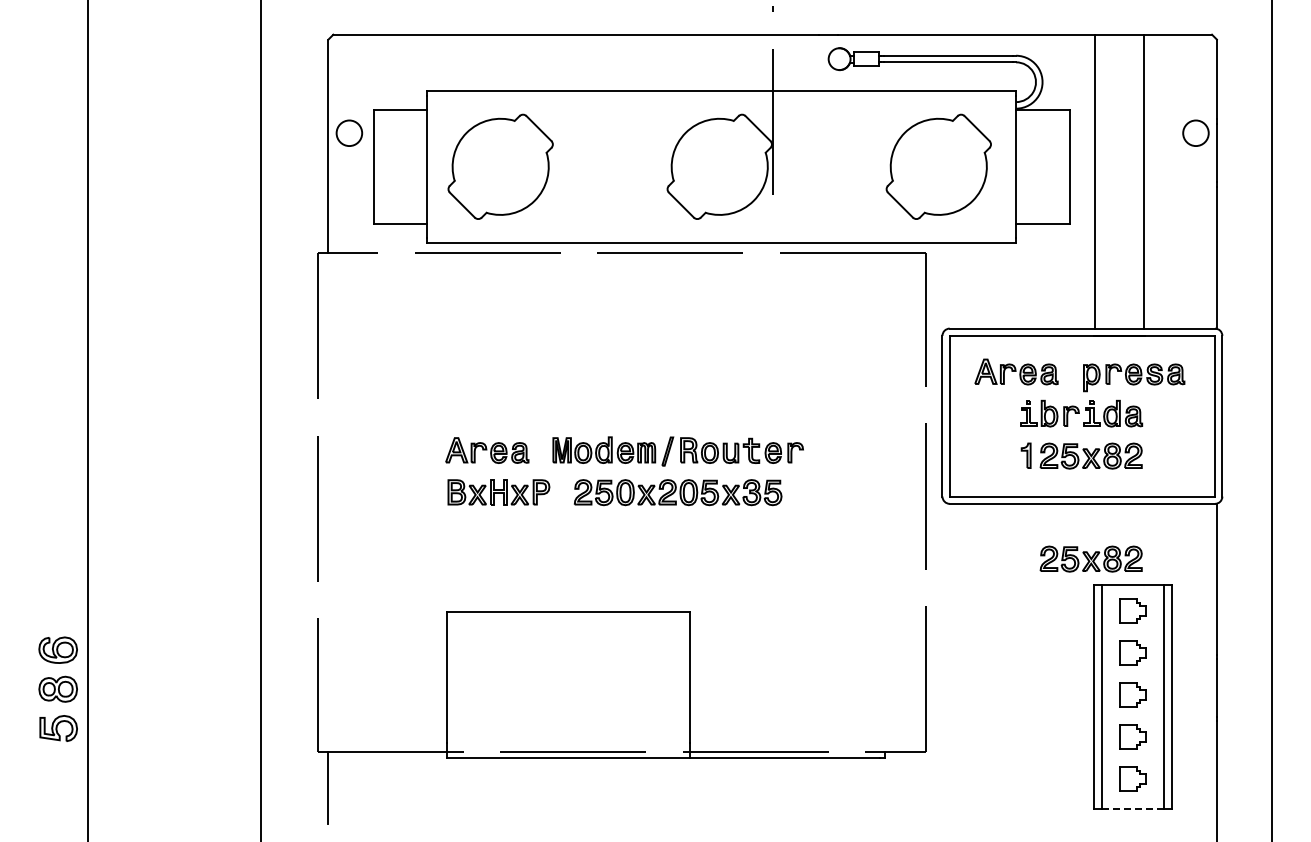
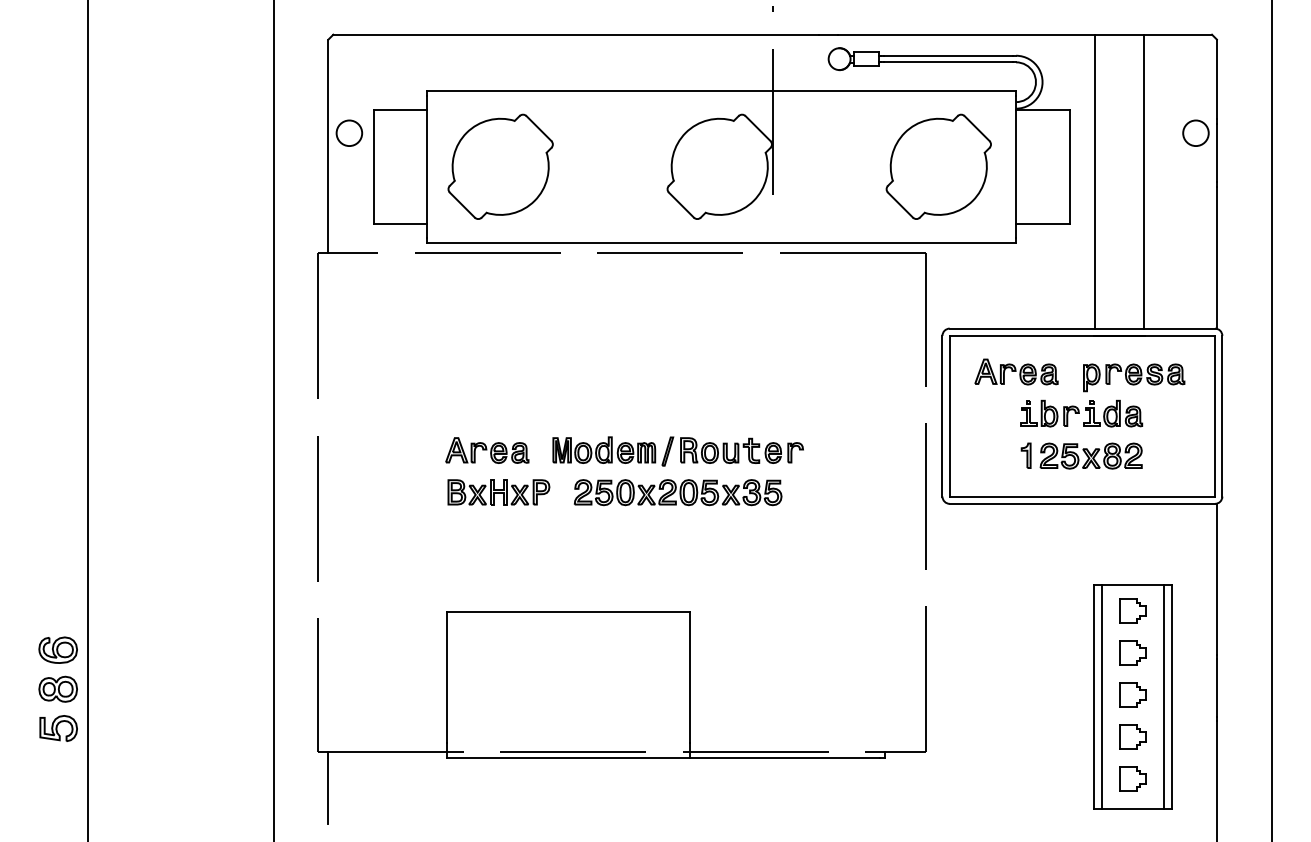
line position: (260, 420) -> (273, 420) (273, 420)
part: present -> none (1090, 558)
line: dashed -> solid (1132, 809)
